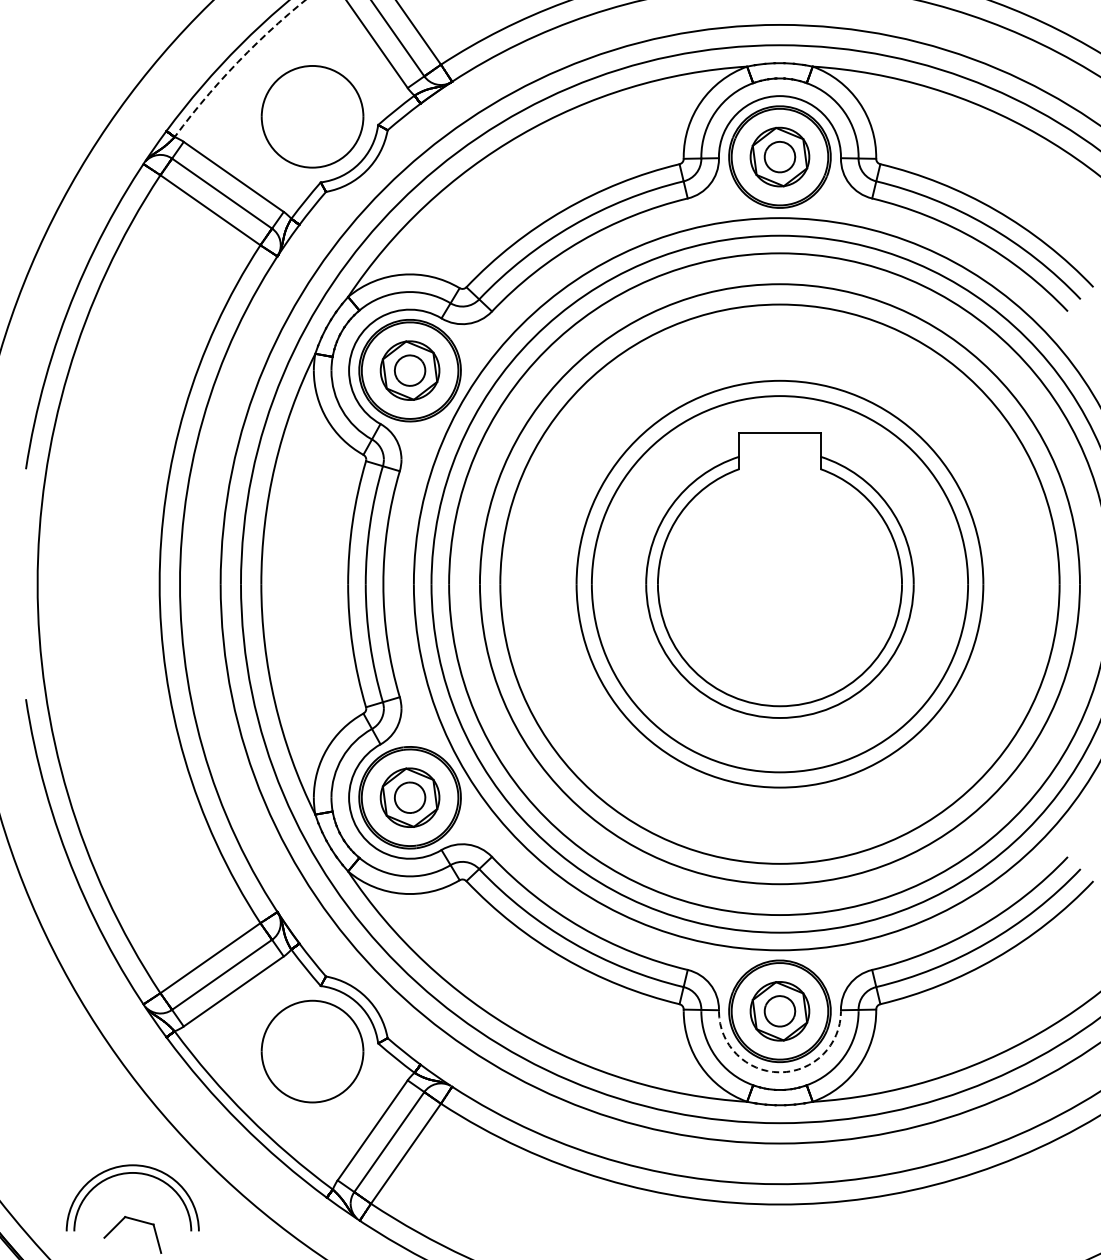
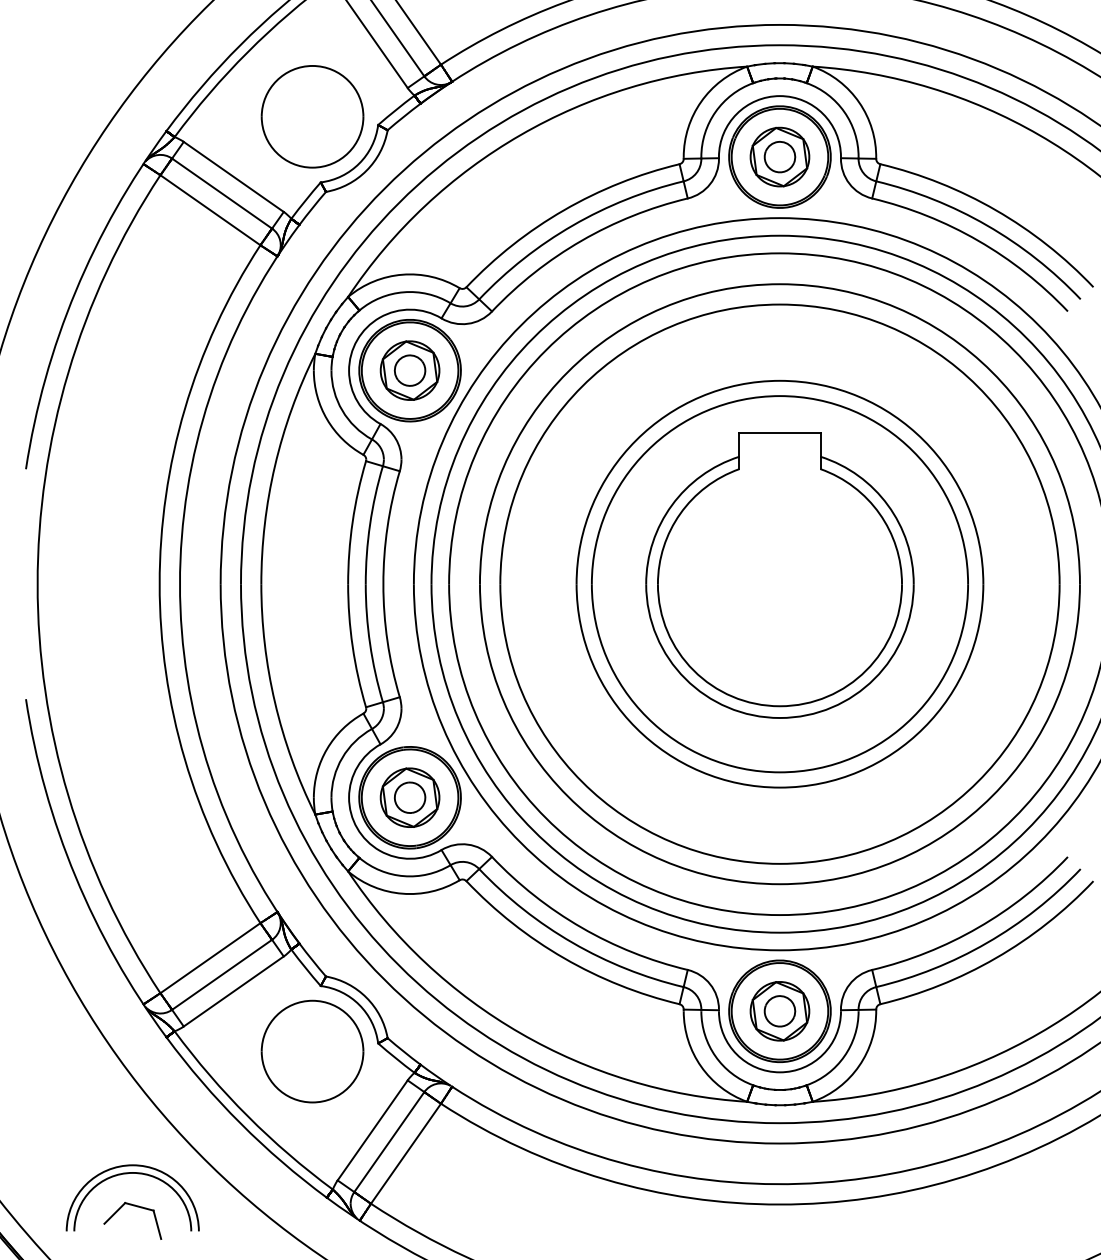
arc: dashed -> solid (235, 64)
arc: dashed -> solid (779, 1072)
part position: (137, 1221) -> (137, 1207) (137, 1207)
